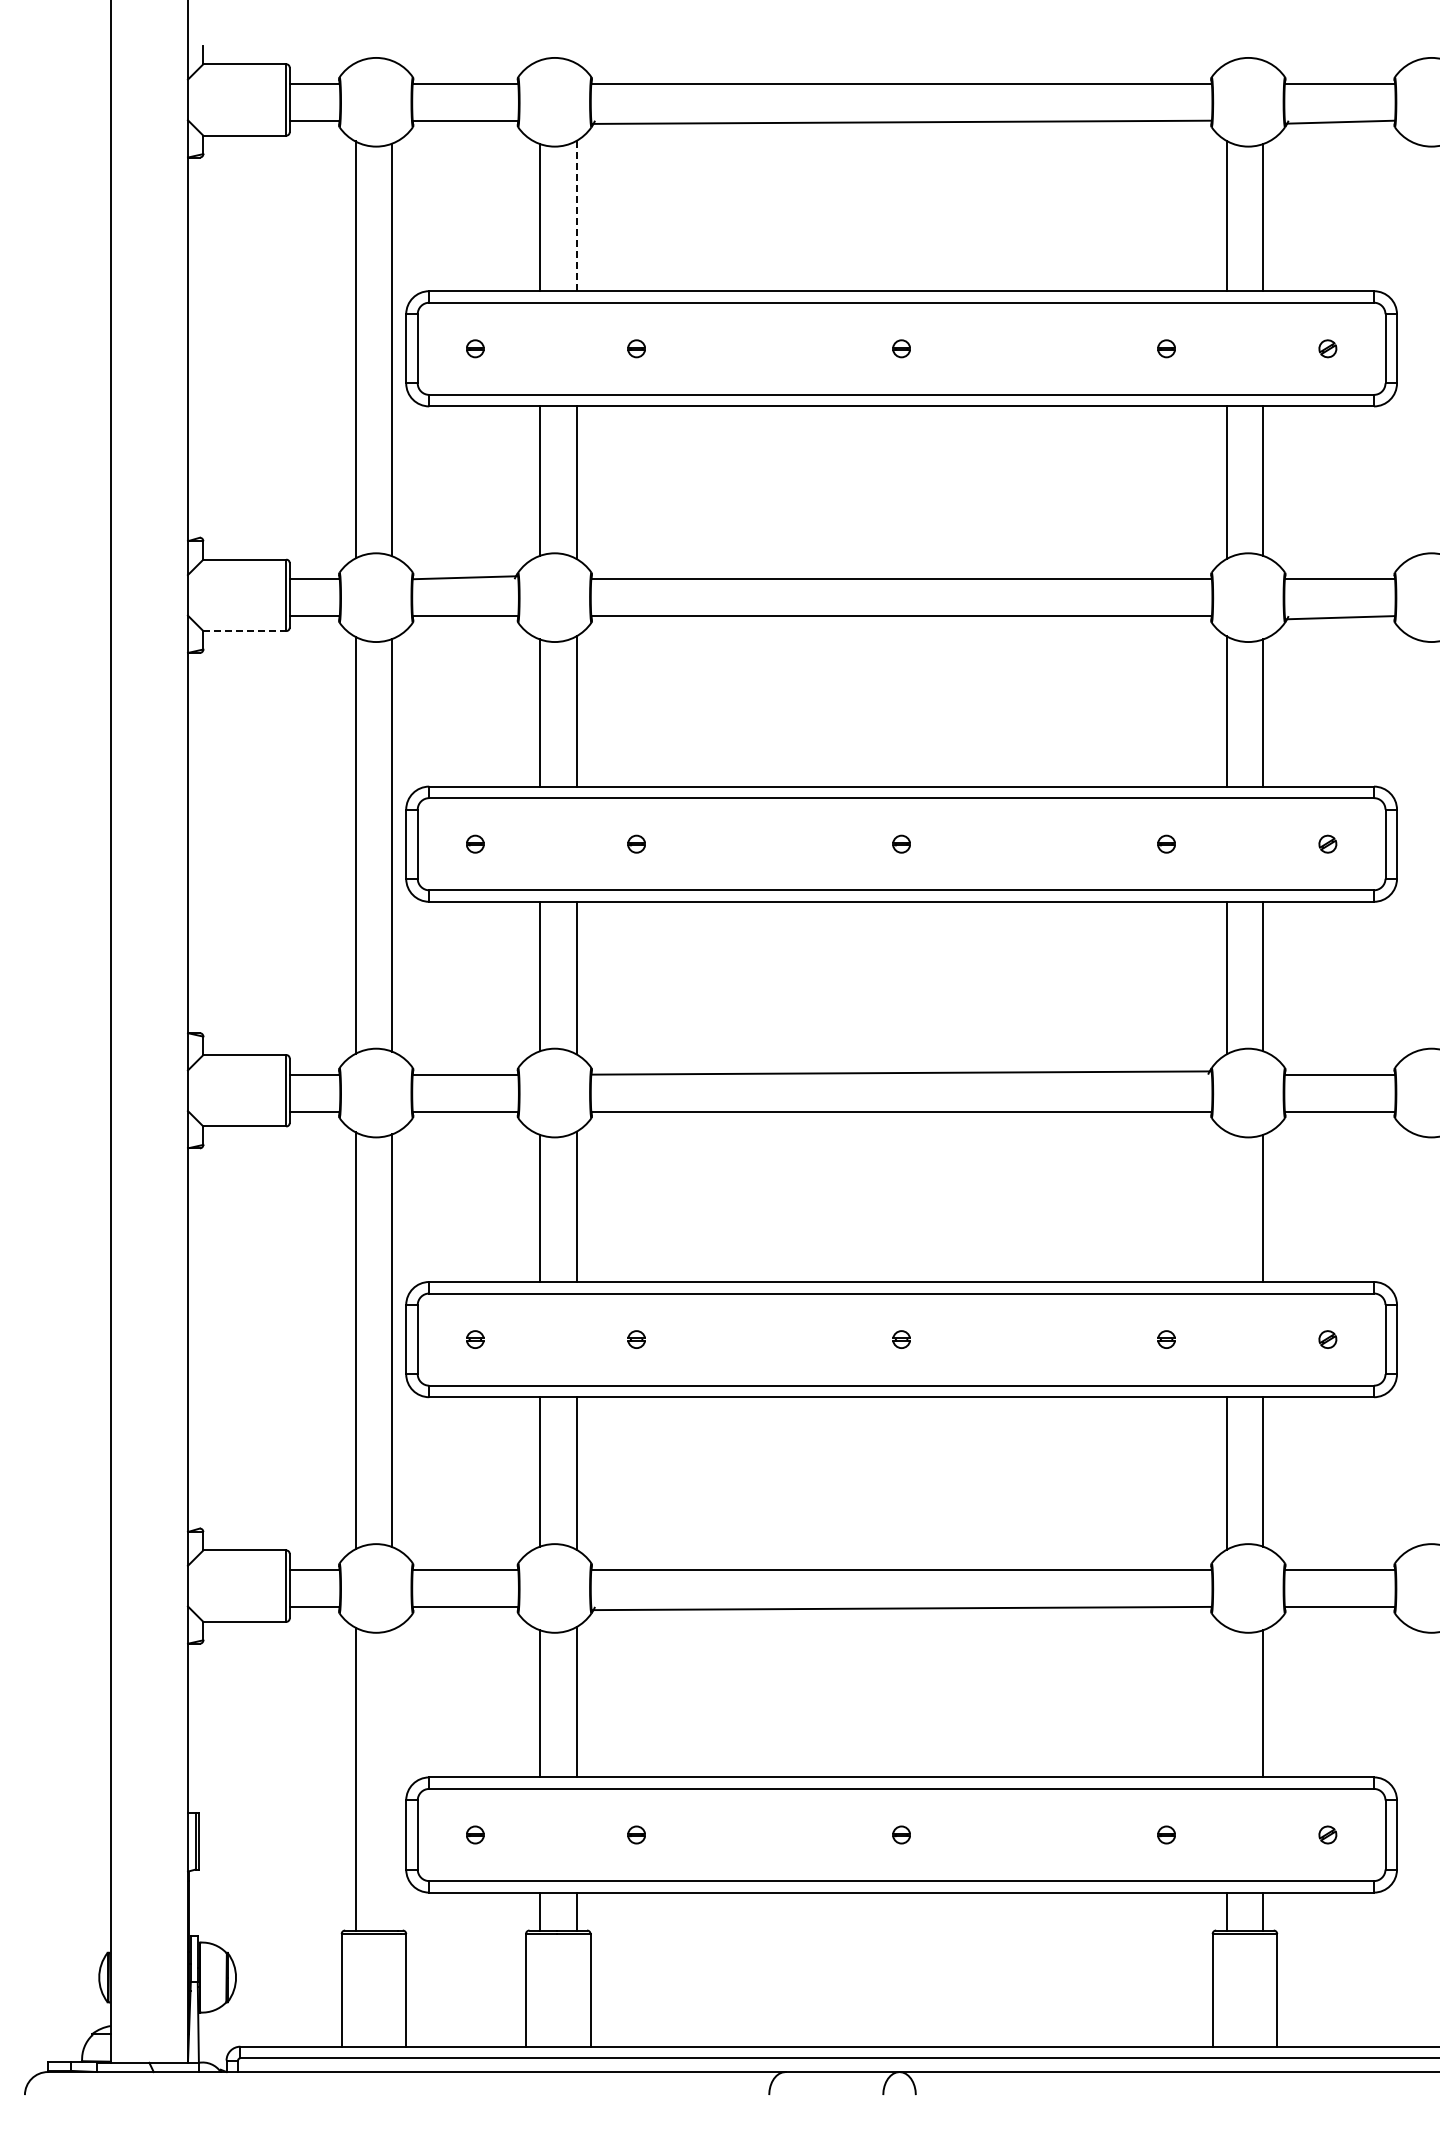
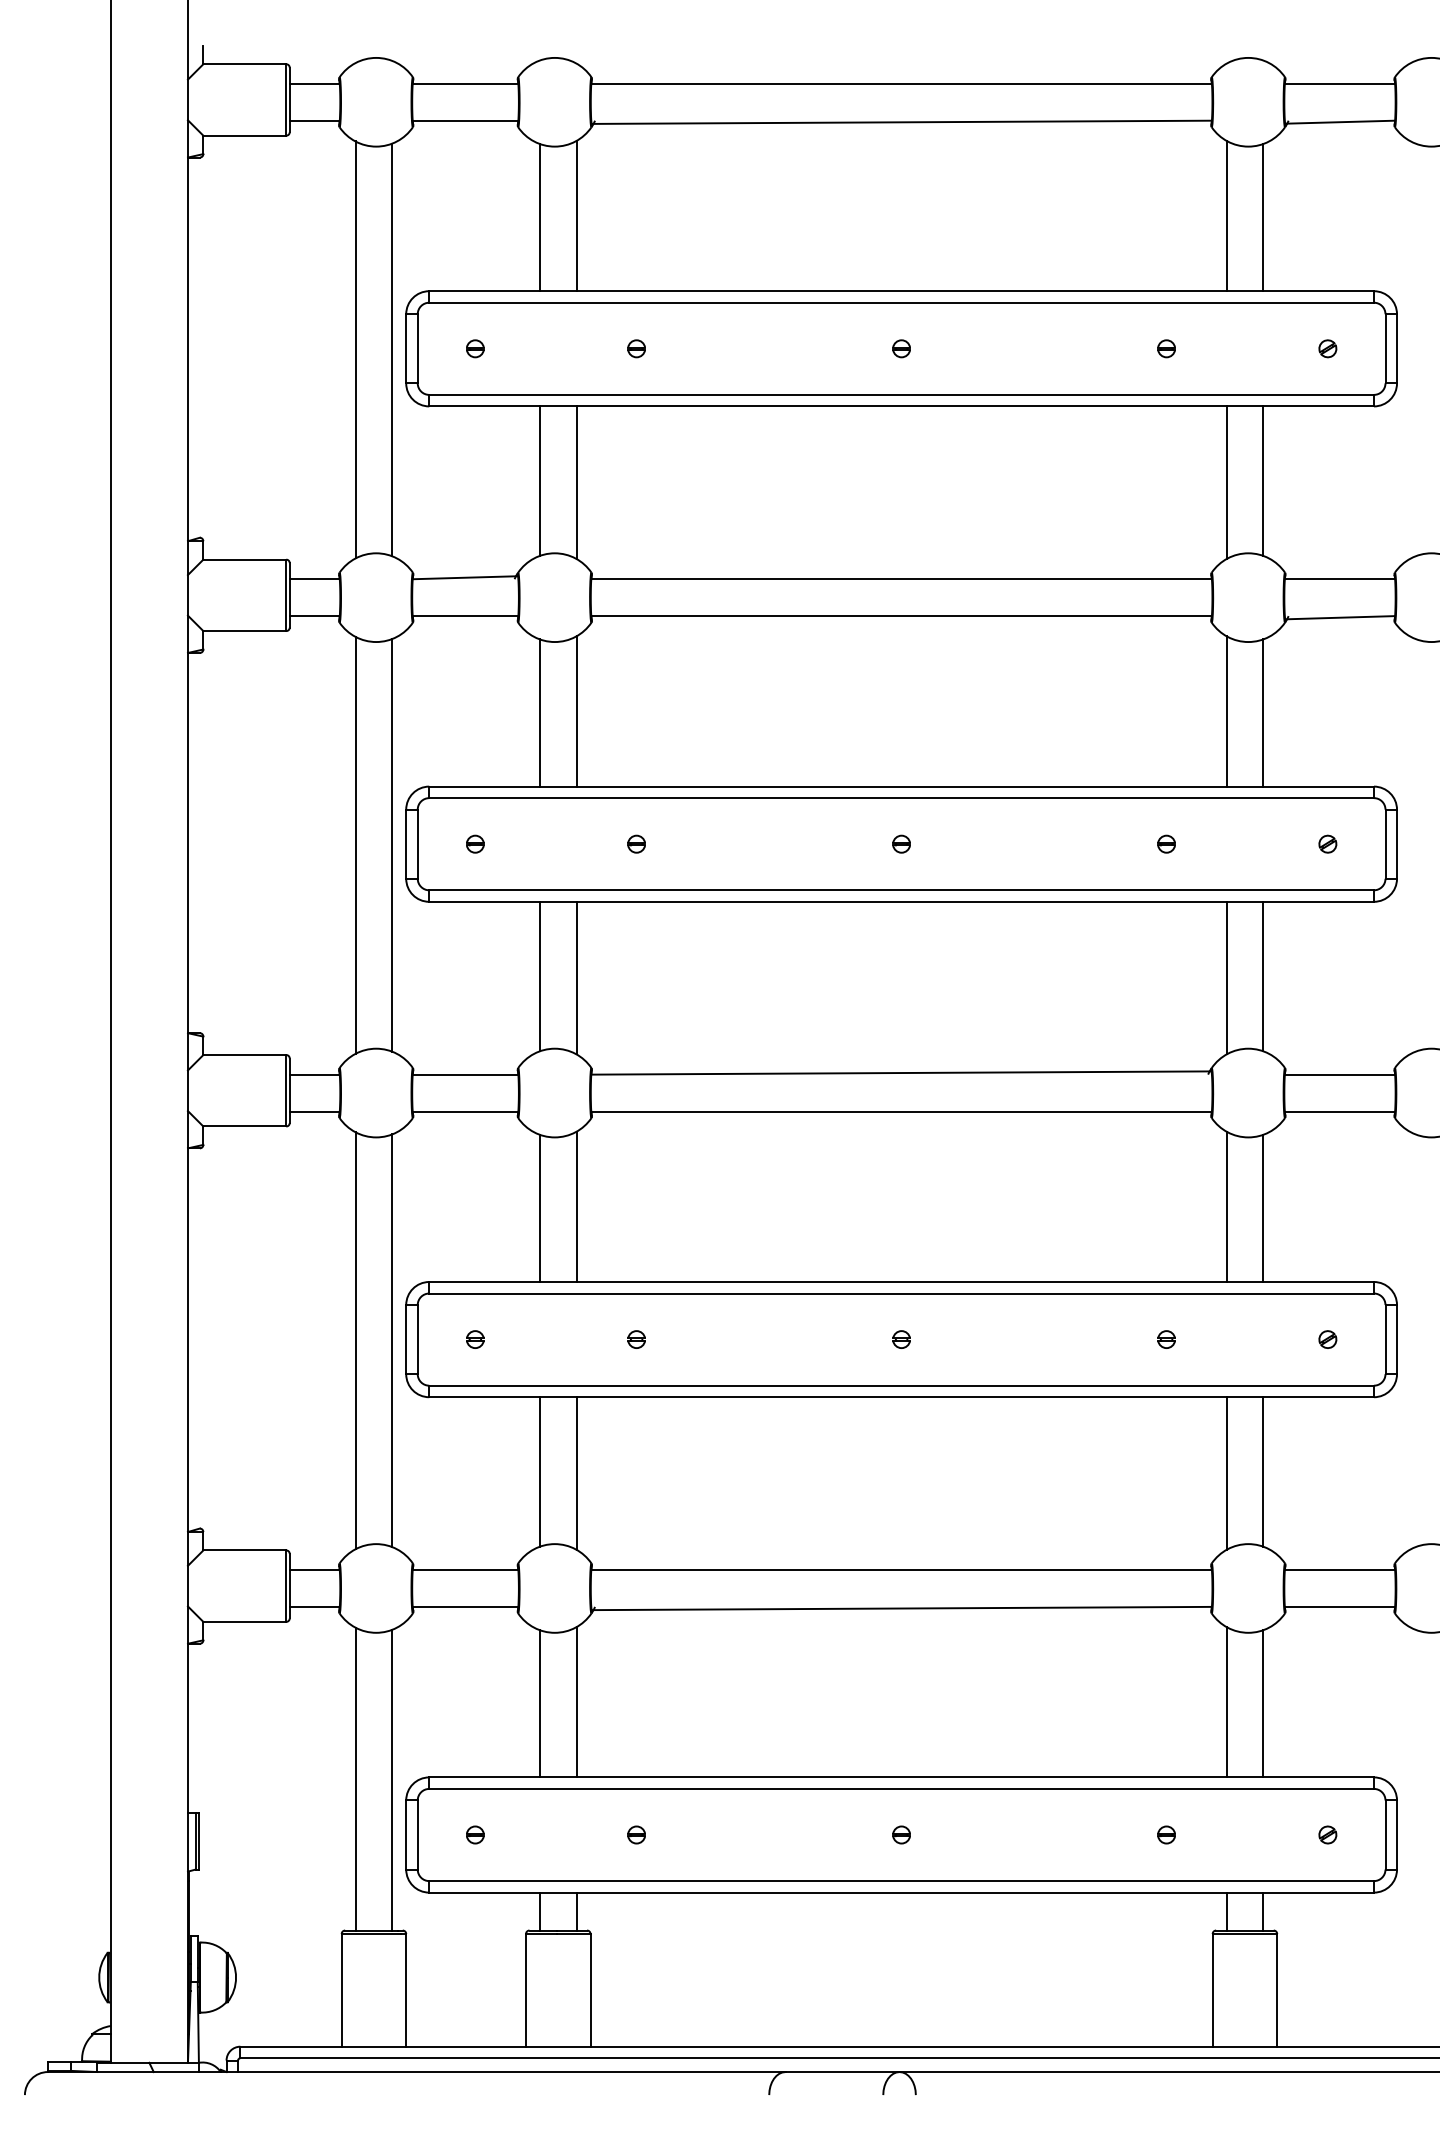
line: dashed -> solid (576, 215)
line: dashed -> solid (245, 631)
line: none -> present (1226, 1206)
line: none -> present (1226, 1702)
line: none -> present (392, 1779)
